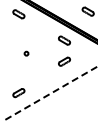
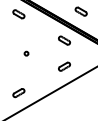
part position: (87, 11) -> (80, 11) (80, 11)
part position: (64, 61) -> (64, 66) (64, 66)
line: dashed -> solid (51, 93)
